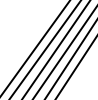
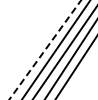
line: present -> none (35, 48)
line: solid -> dashed (45, 50)
